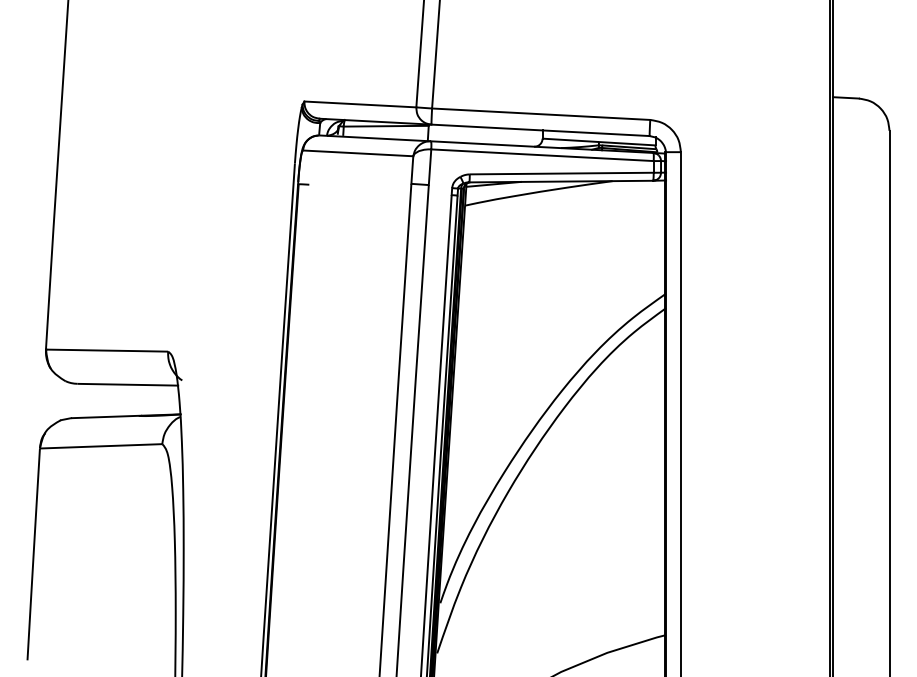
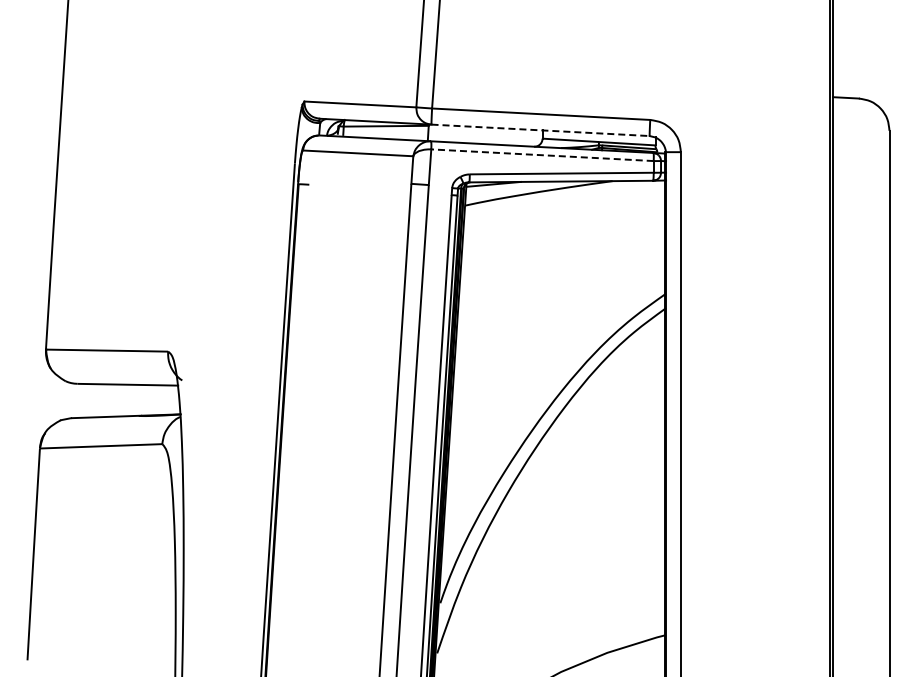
line: solid -> dashed (541, 130)
line: solid -> dashed (541, 155)
